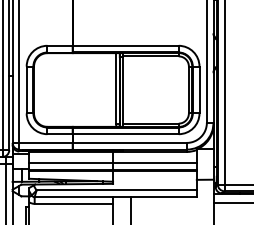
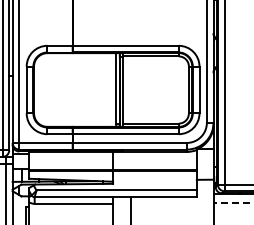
line: present -> none (112, 162)
line: solid -> dashed (233, 203)
